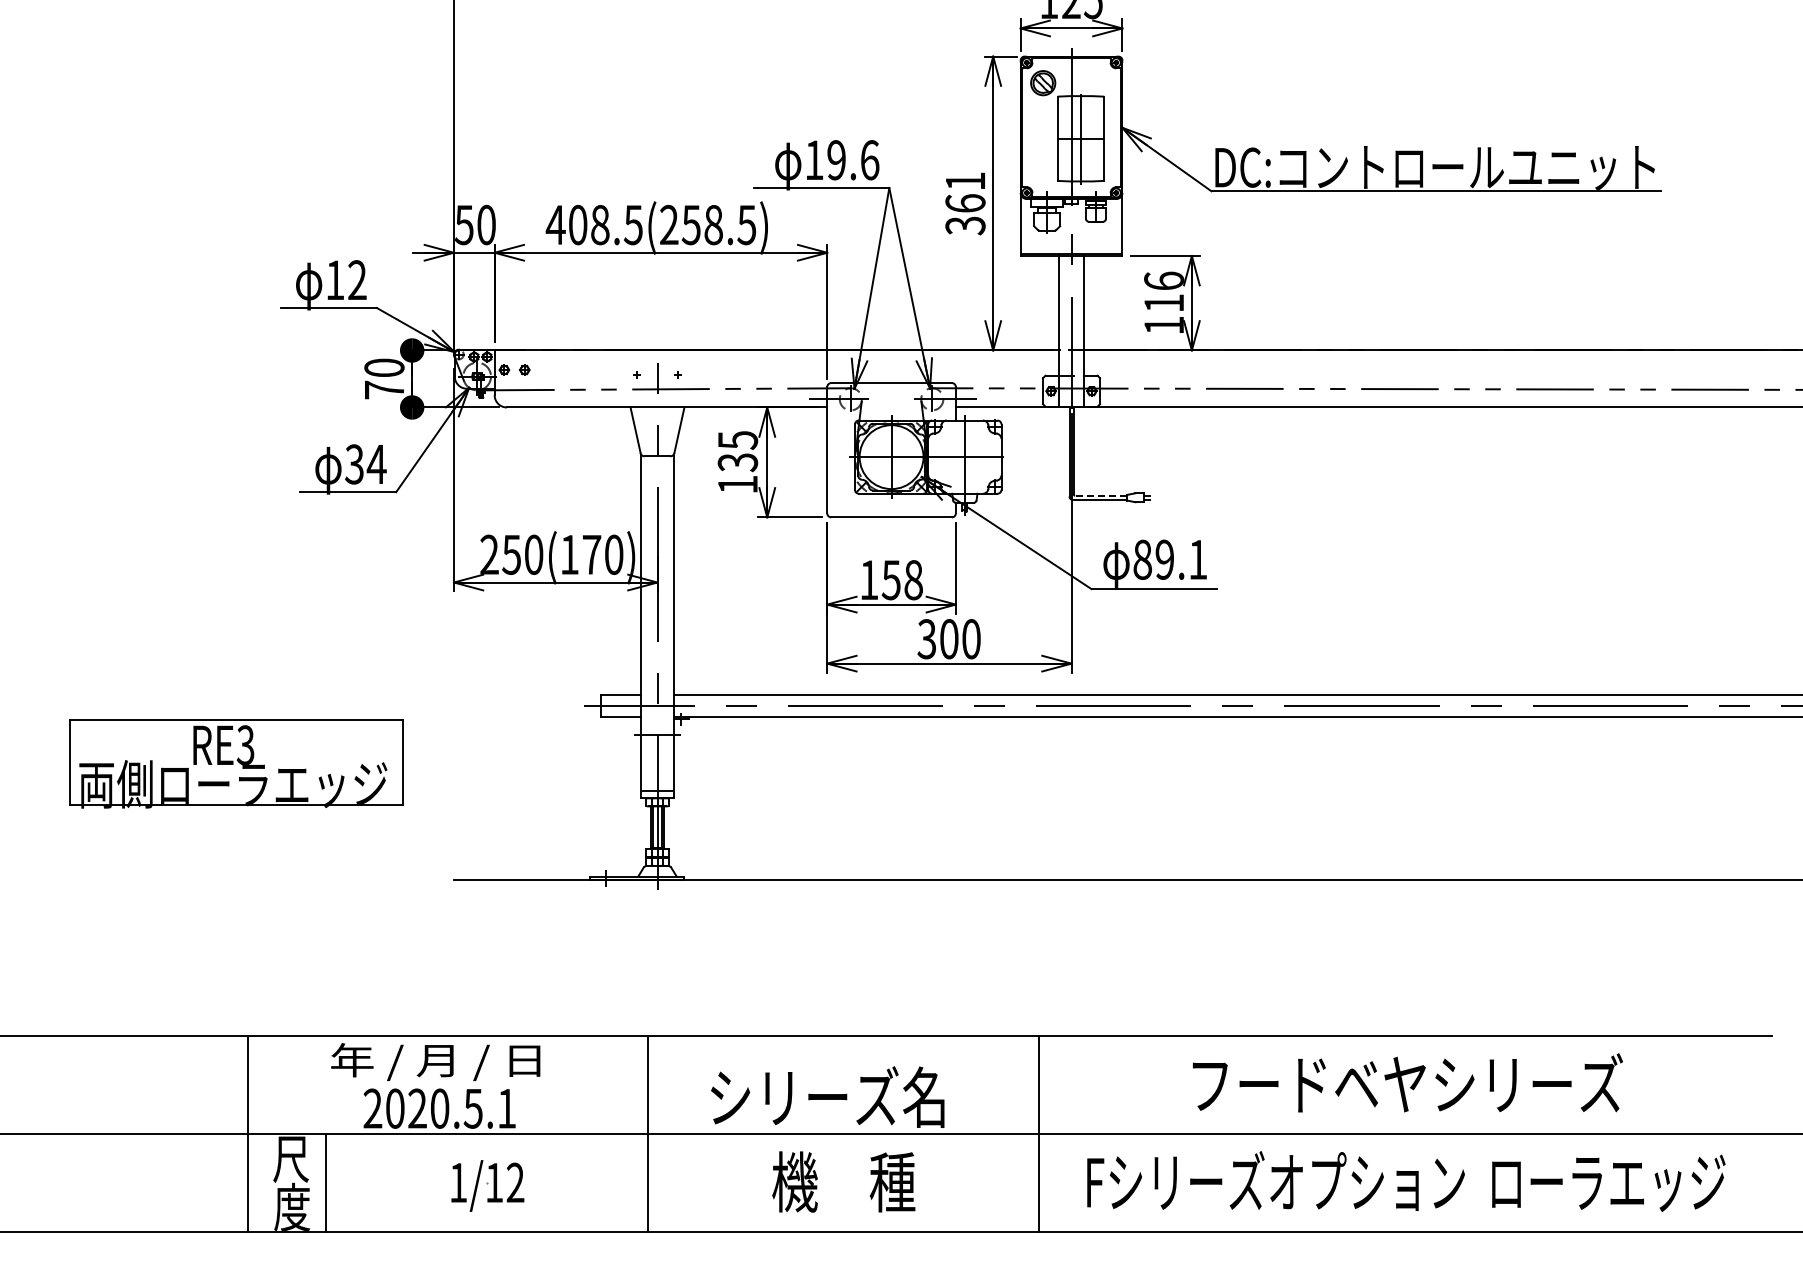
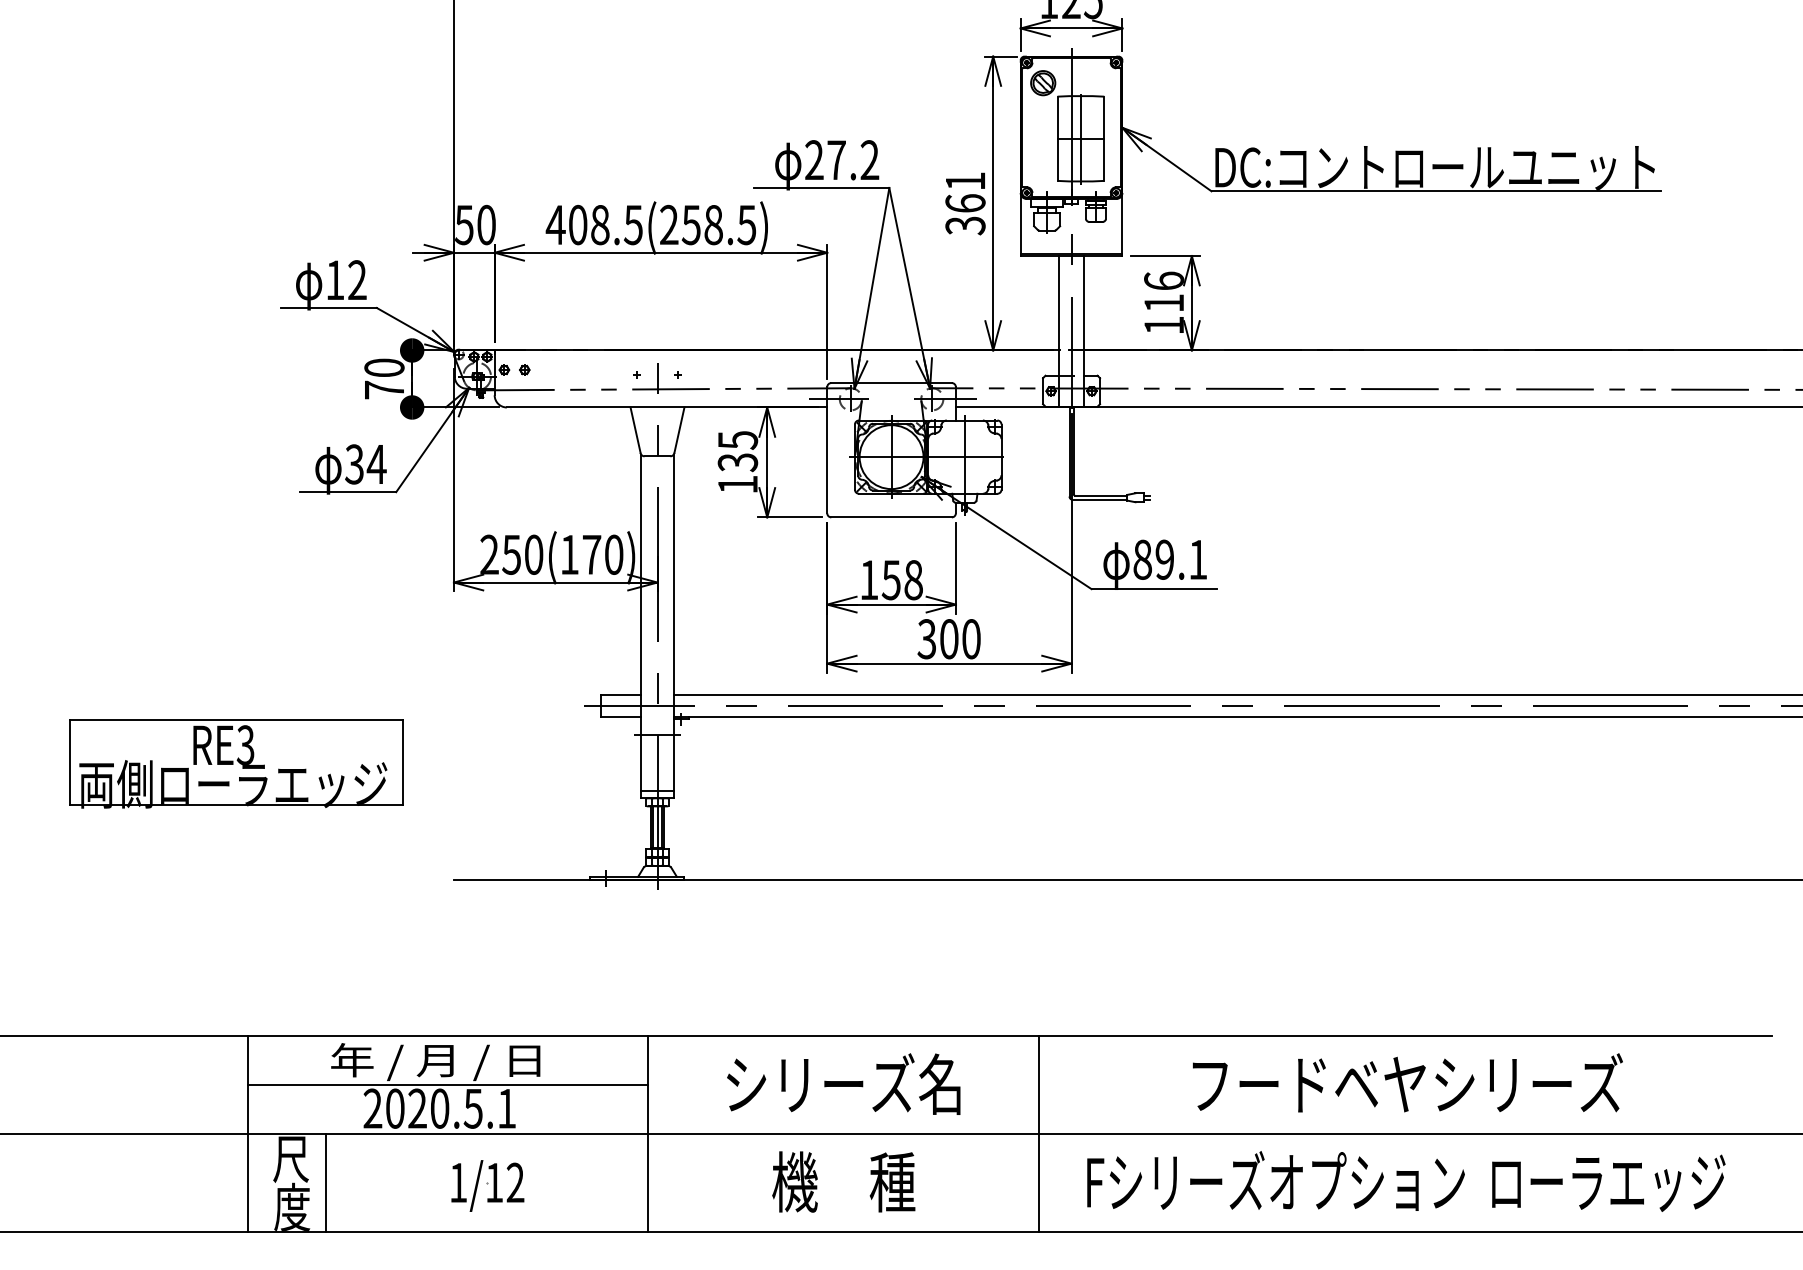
text: 19.6 -> 27.2 (842, 160)
line: dashed -> solid (1100, 495)
line: none -> present (447, 1085)
text position: (827, 1096) -> (843, 1083) (843, 1083)
